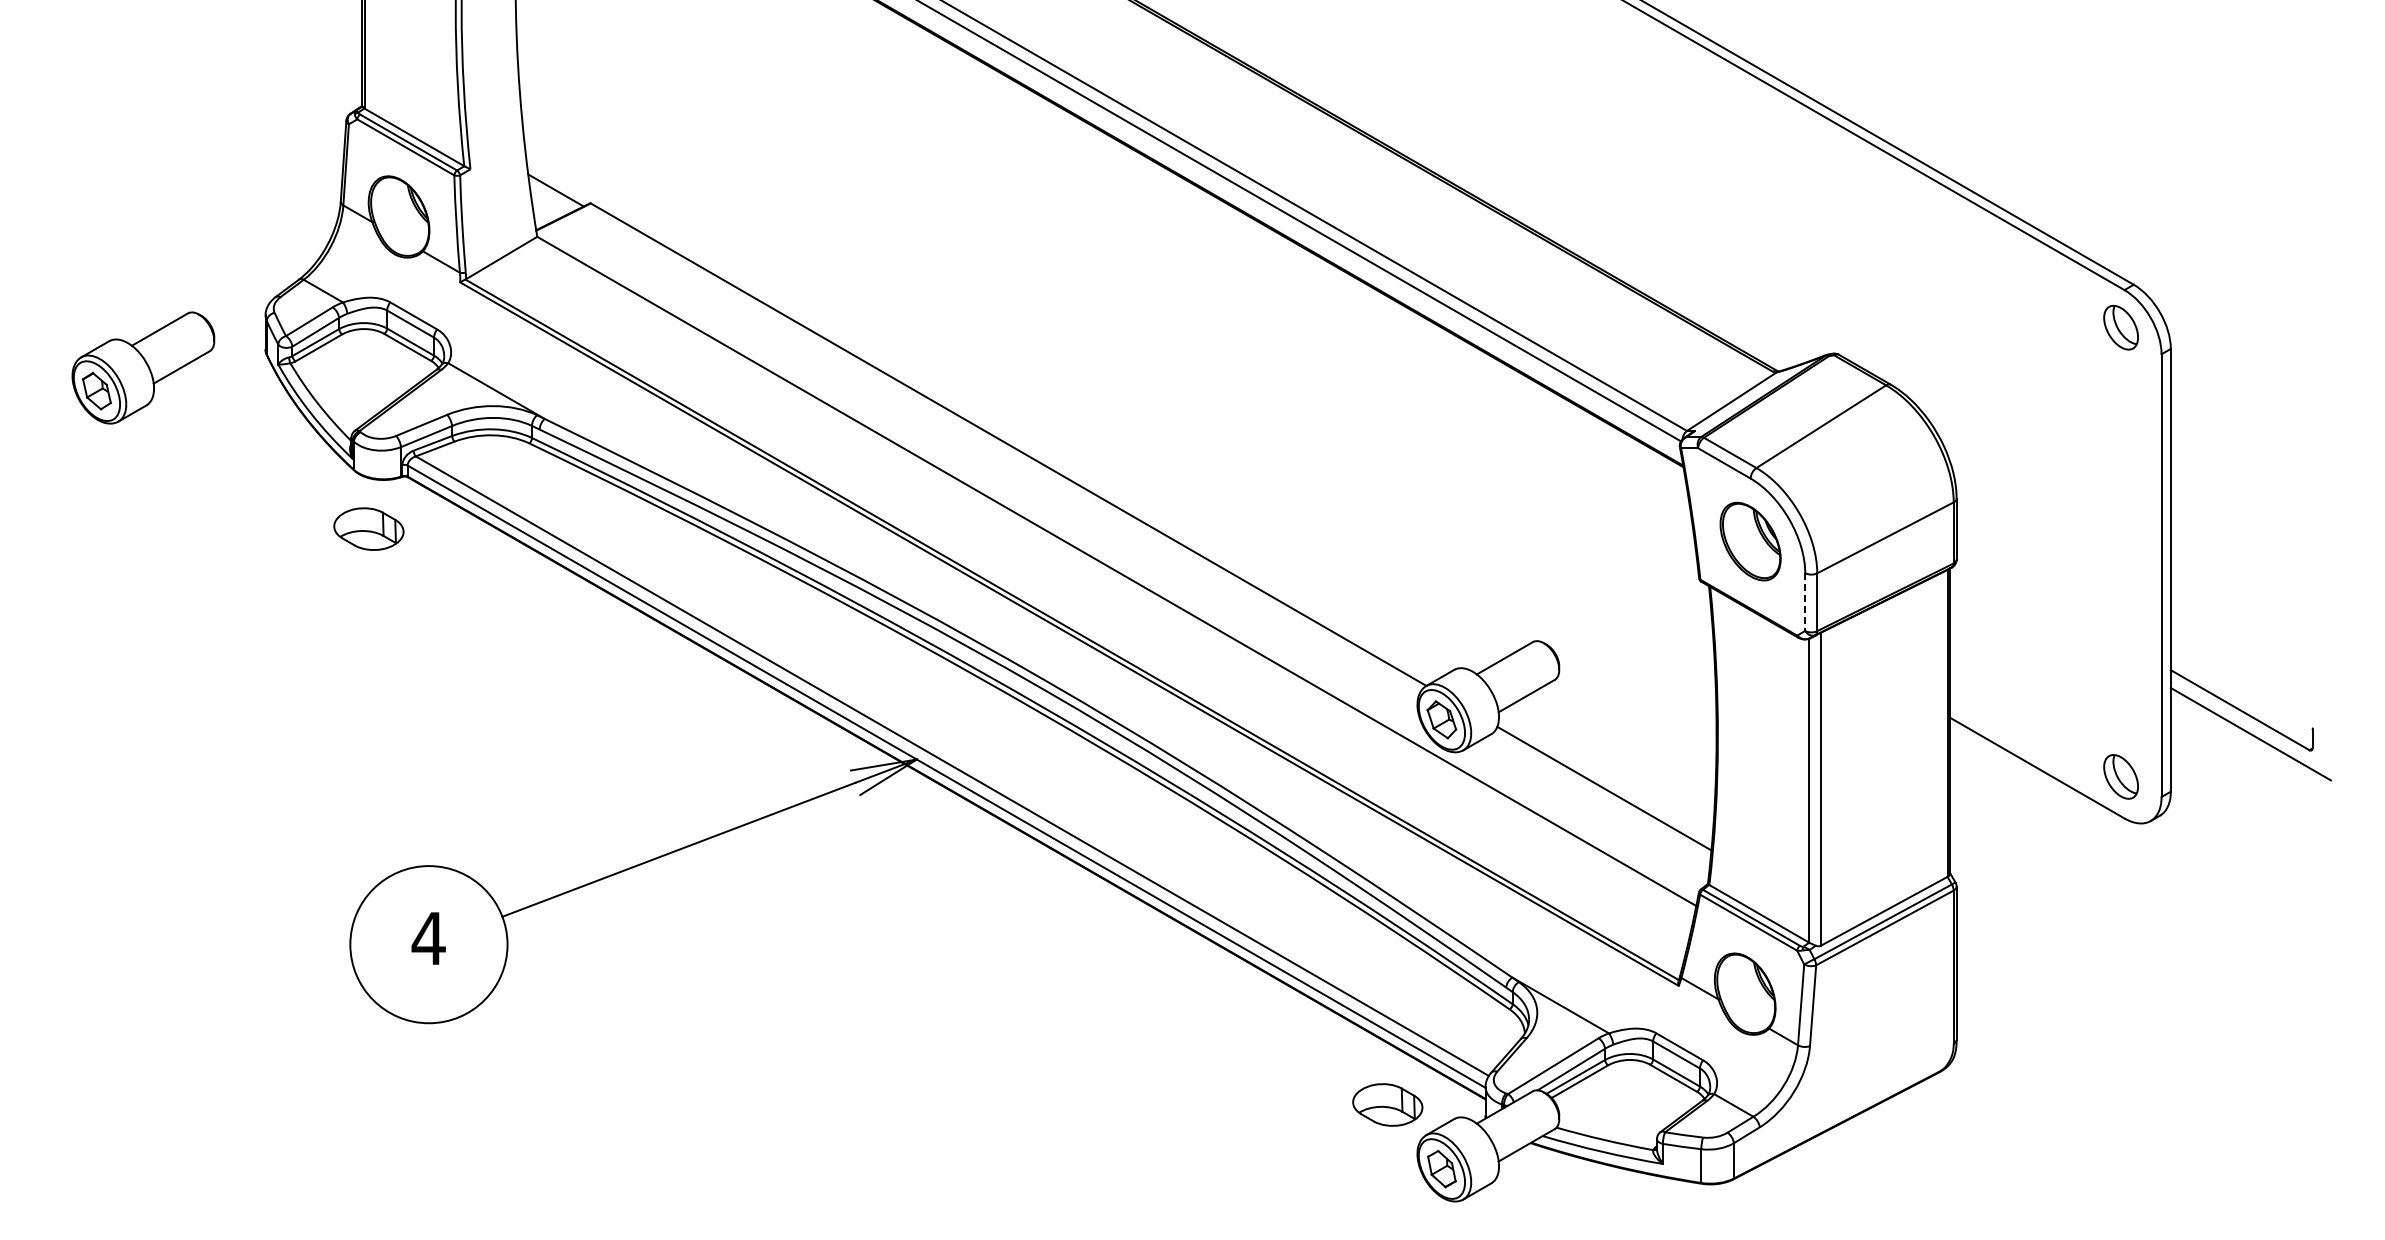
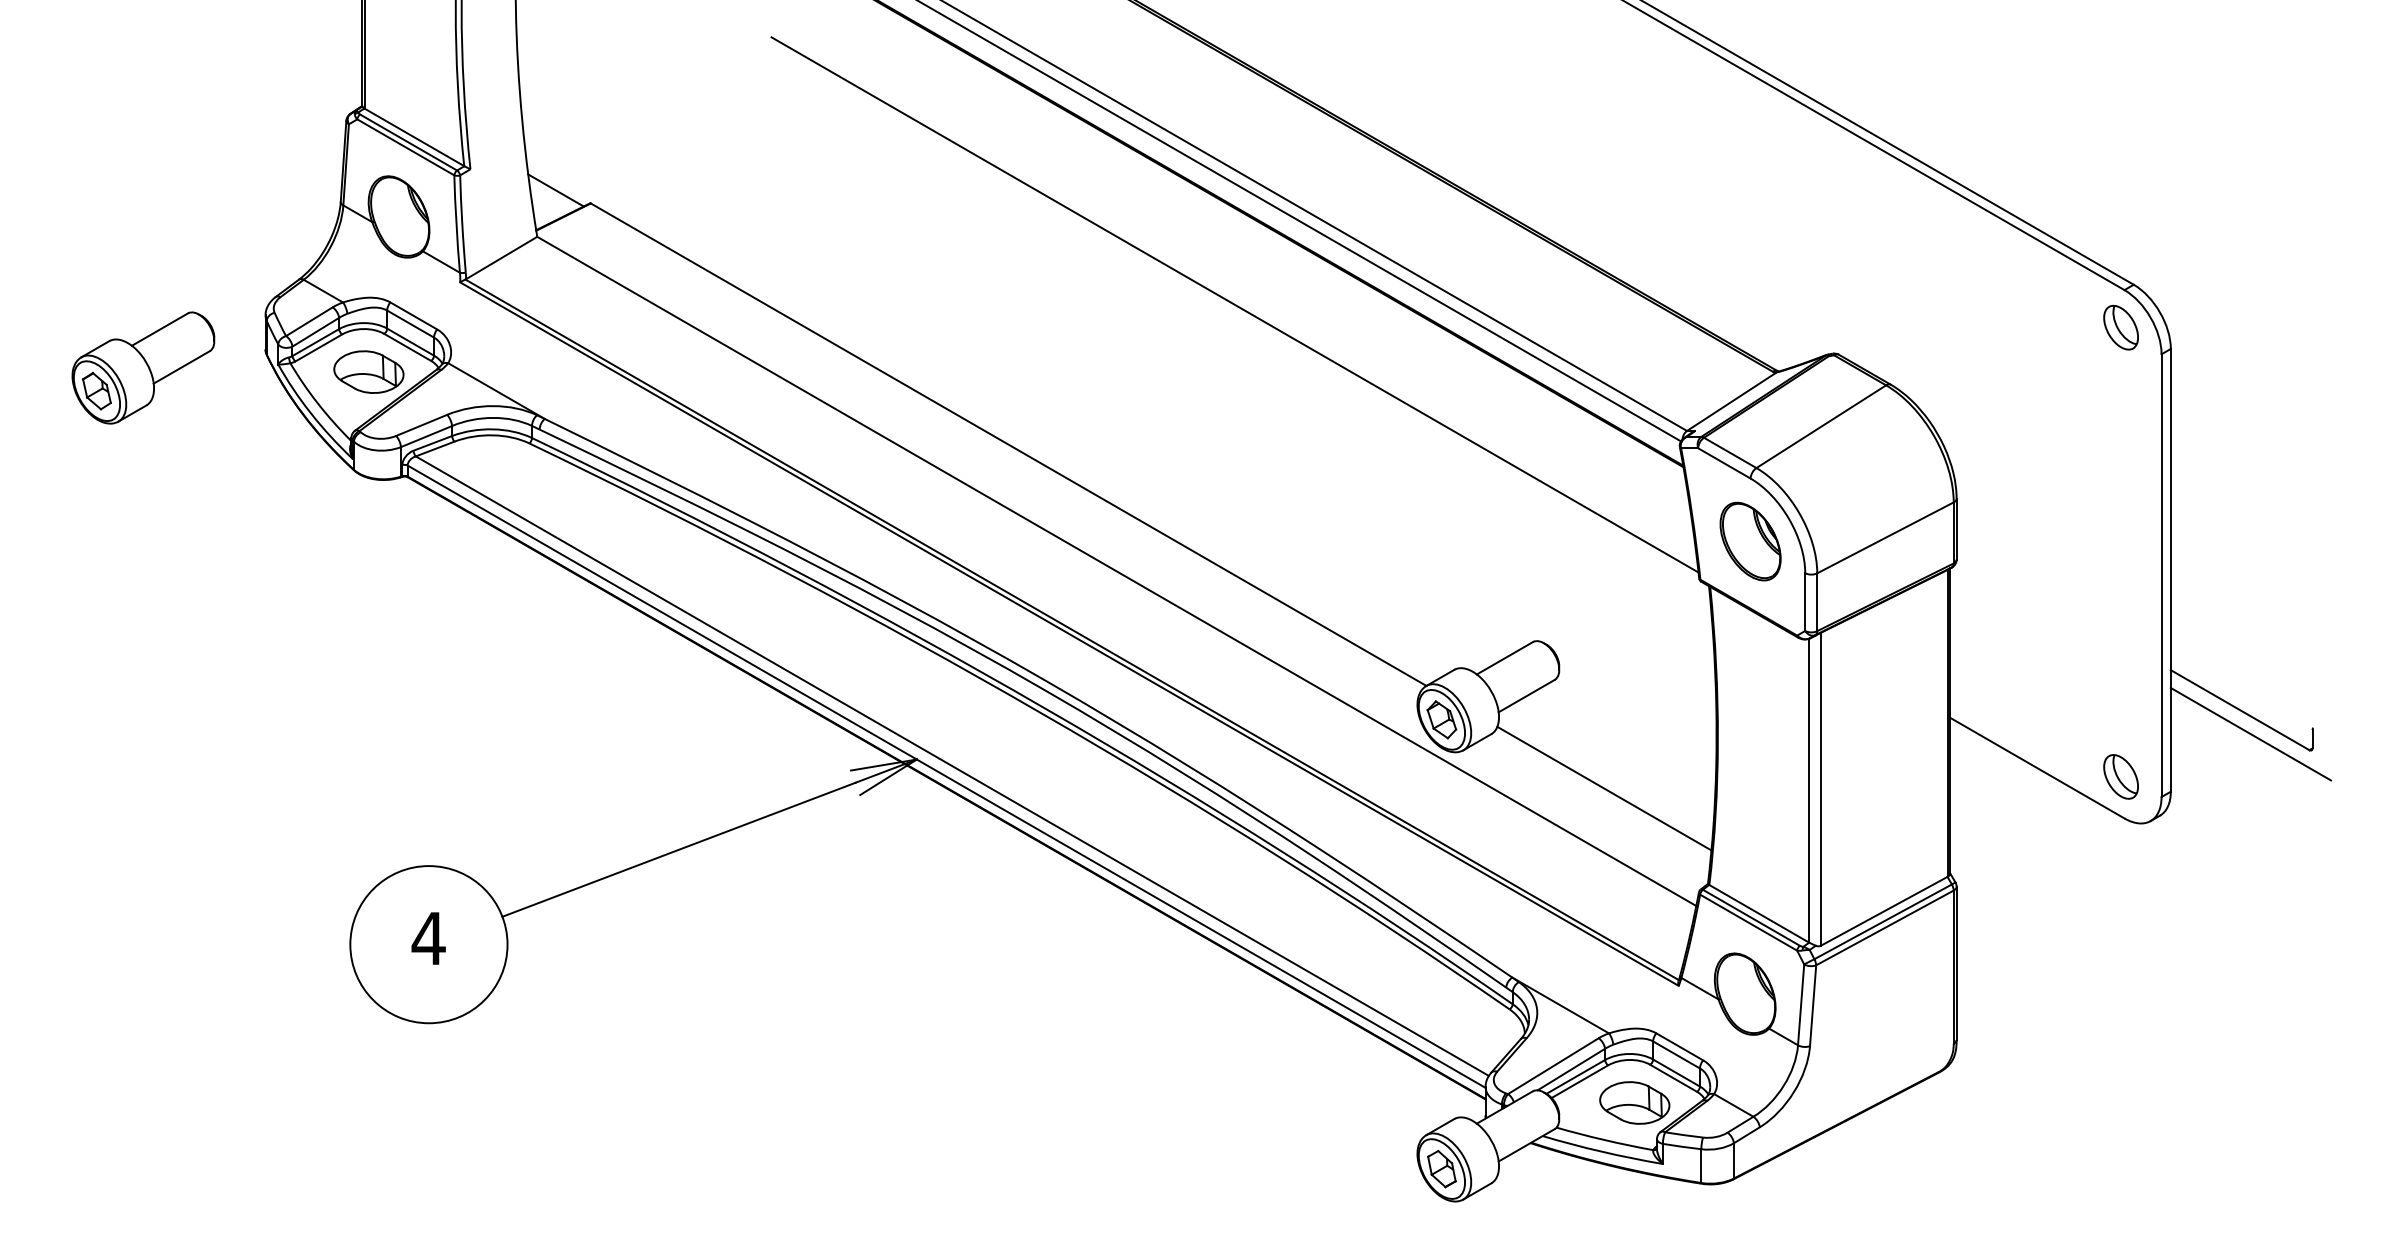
line: none -> present (1234, 304)
part position: (368, 528) -> (368, 371) (368, 371)
line: dashed -> solid (1805, 602)
part position: (1387, 1104) -> (1634, 1102) (1634, 1102)
